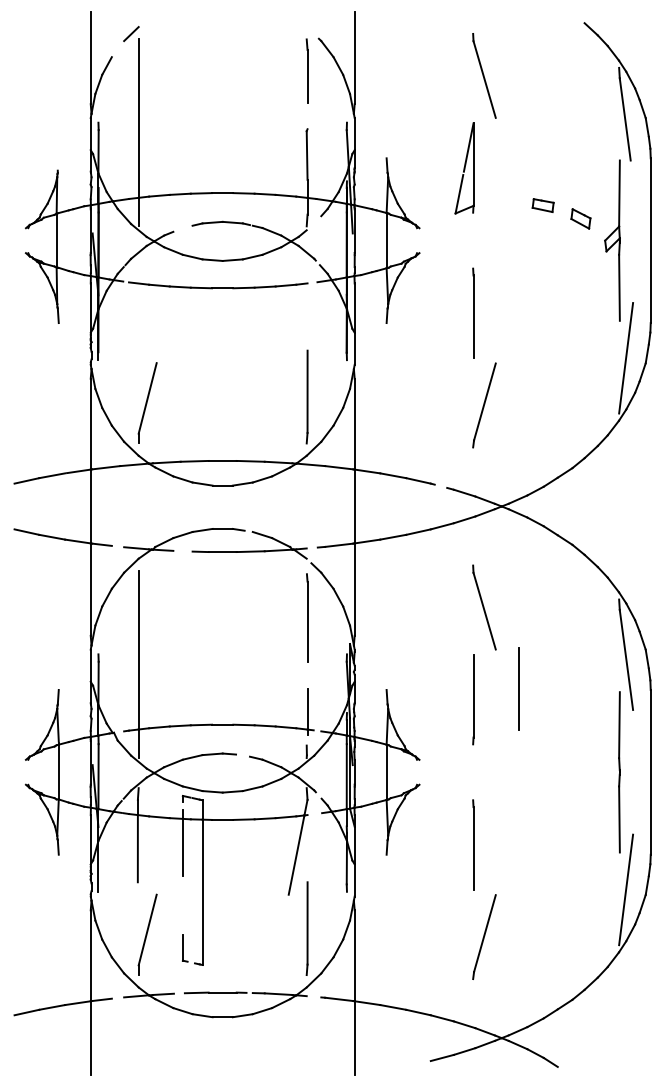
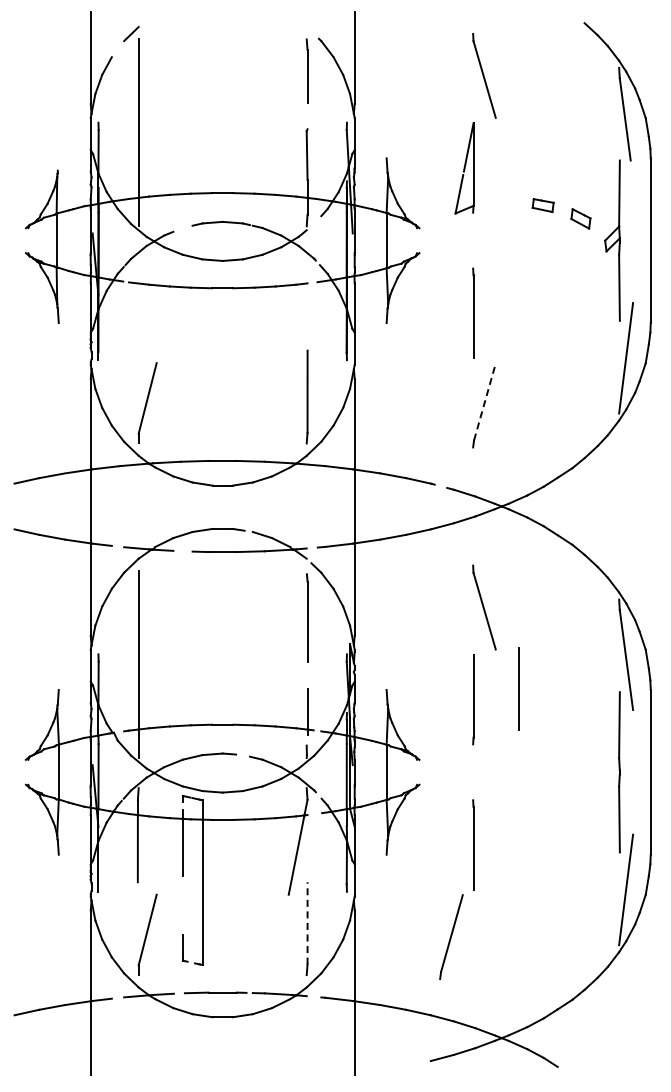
line: solid -> dashed (484, 401)
line: solid -> dashed (307, 922)
line position: (484, 936) -> (451, 936) (451, 936)
